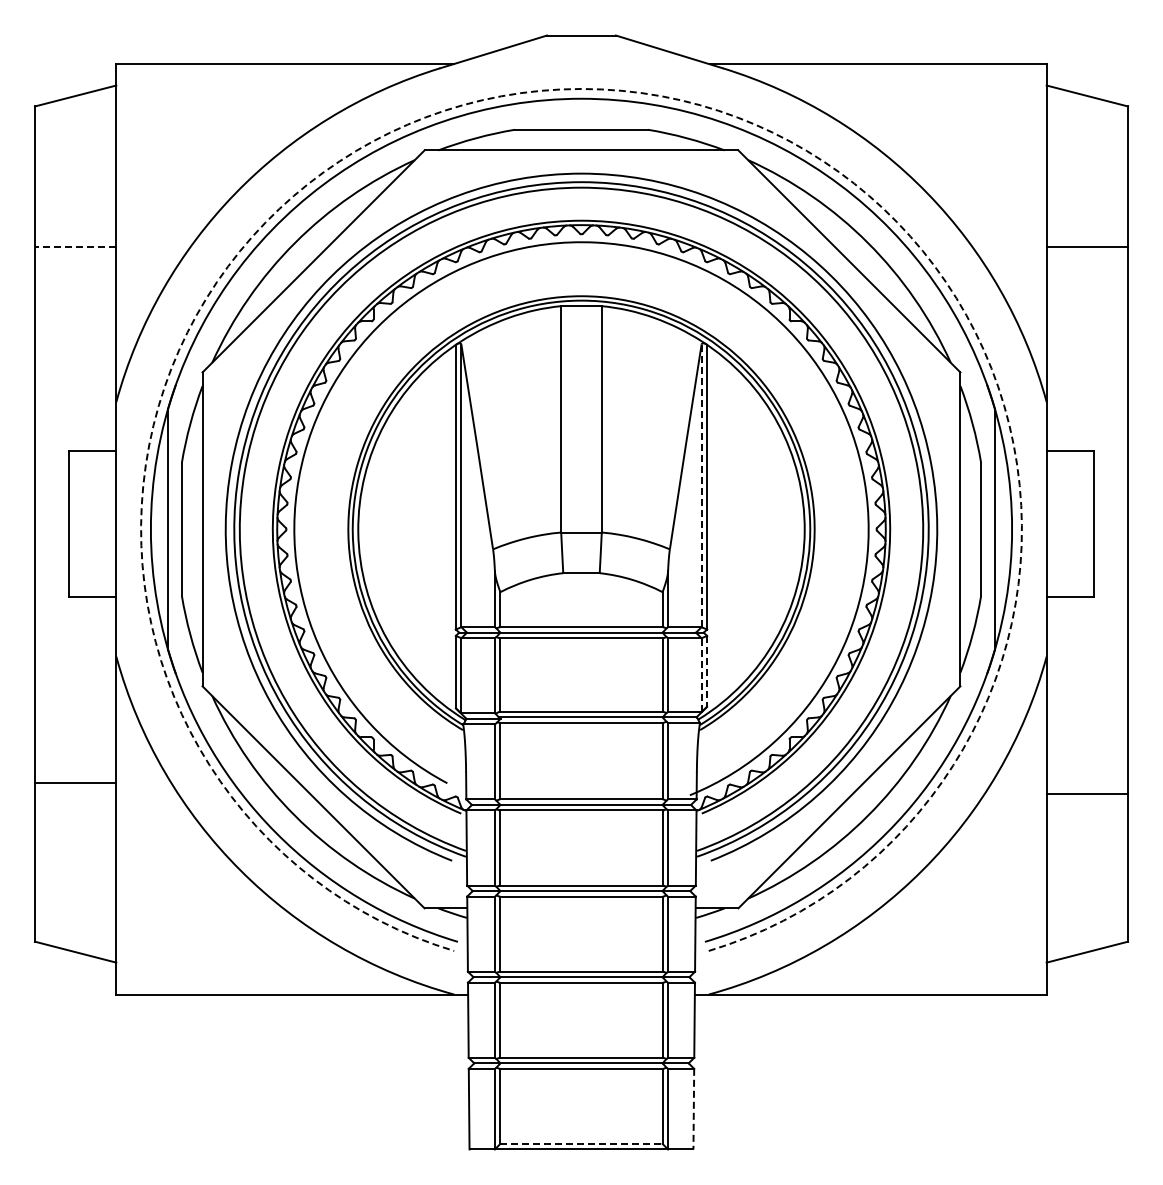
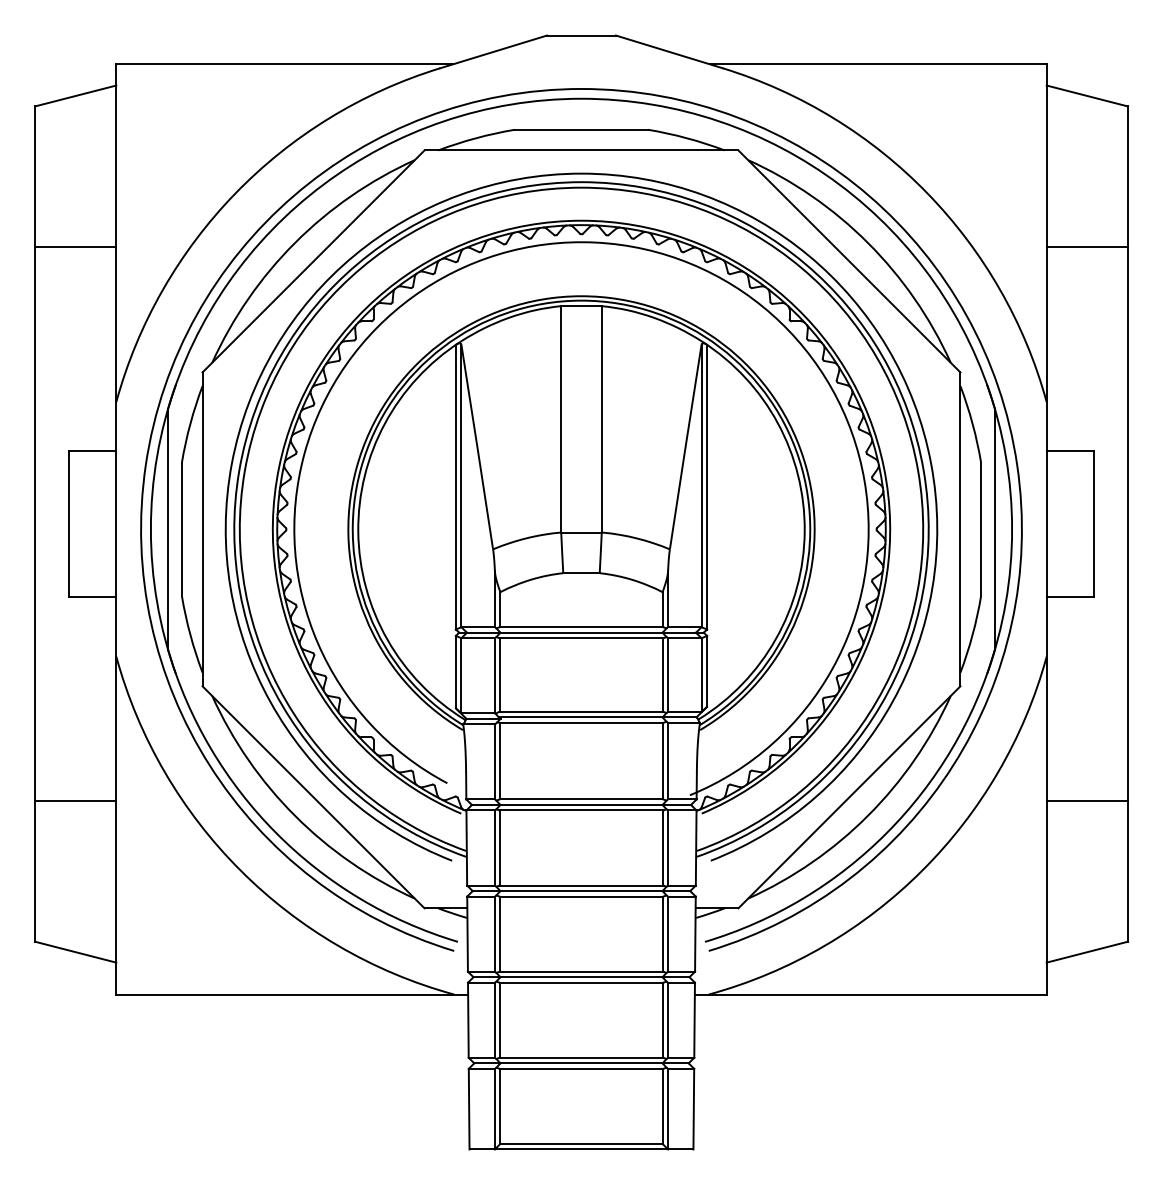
arc: dashed -> solid (581, 88)
line: dashed -> solid (75, 246)
line: dashed -> solid (701, 485)
line: dashed -> solid (707, 671)
line: dashed -> solid (701, 675)
line position: (75, 783) -> (75, 801) (75, 801)
line position: (1087, 794) -> (1087, 801) (1087, 801)
line: dashed -> solid (693, 1109)
line: dashed -> solid (581, 1143)
